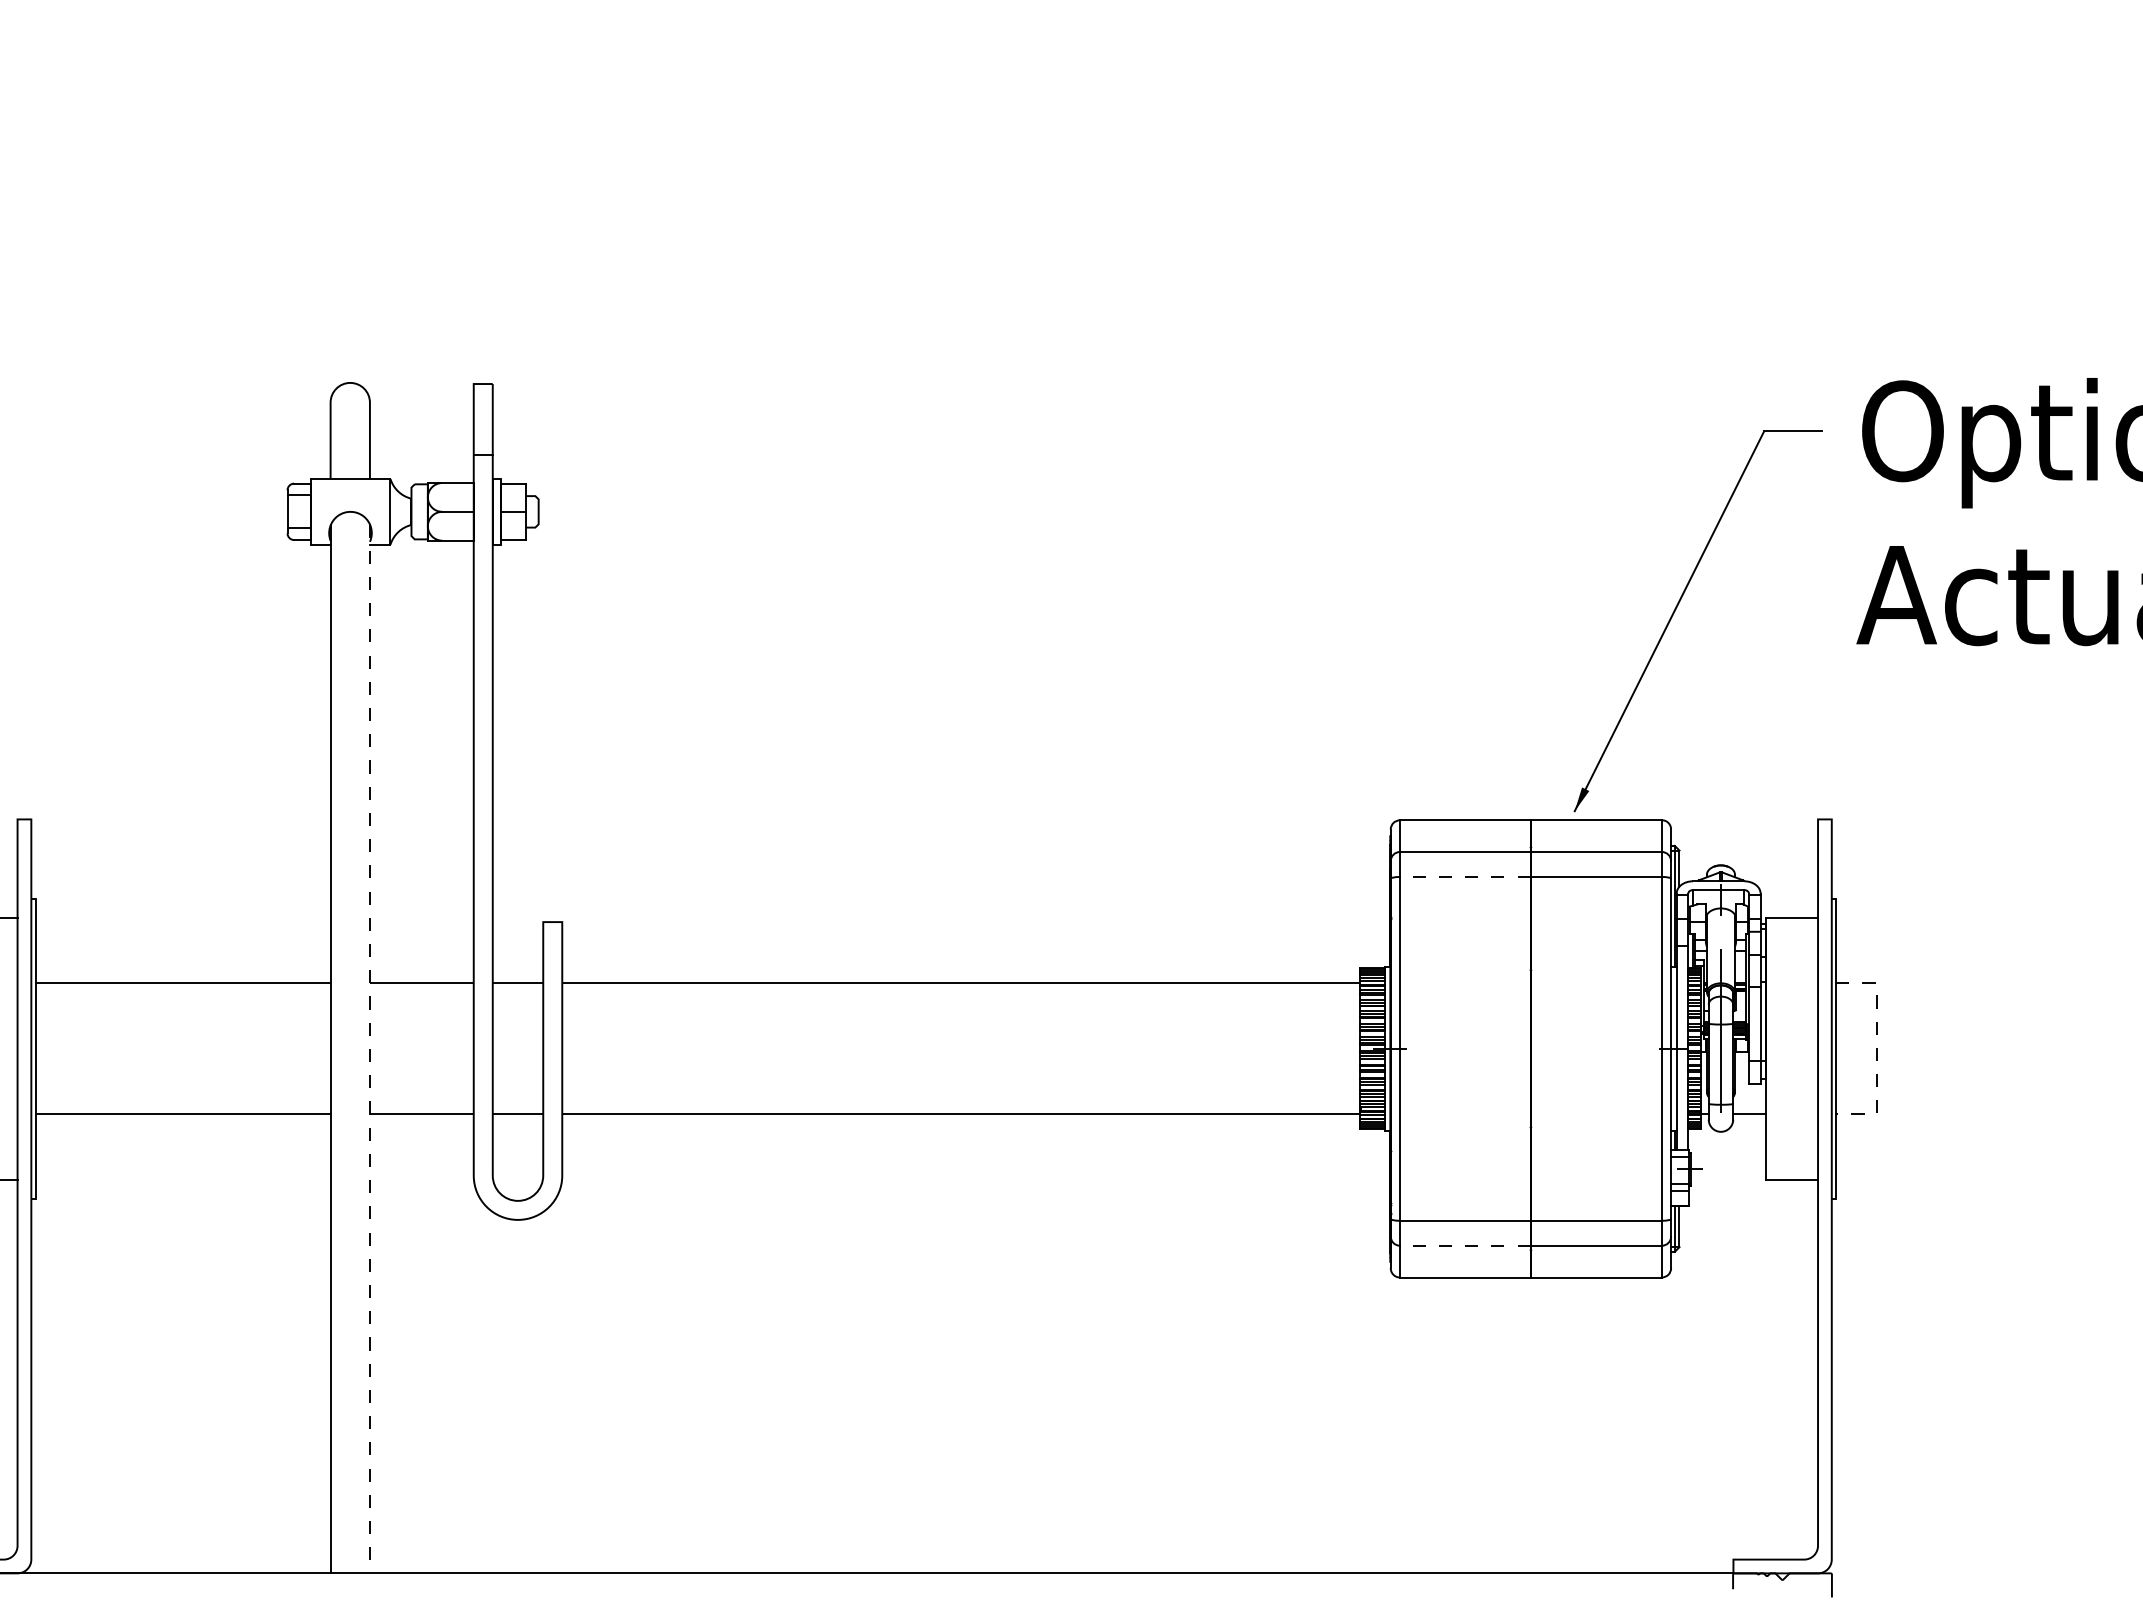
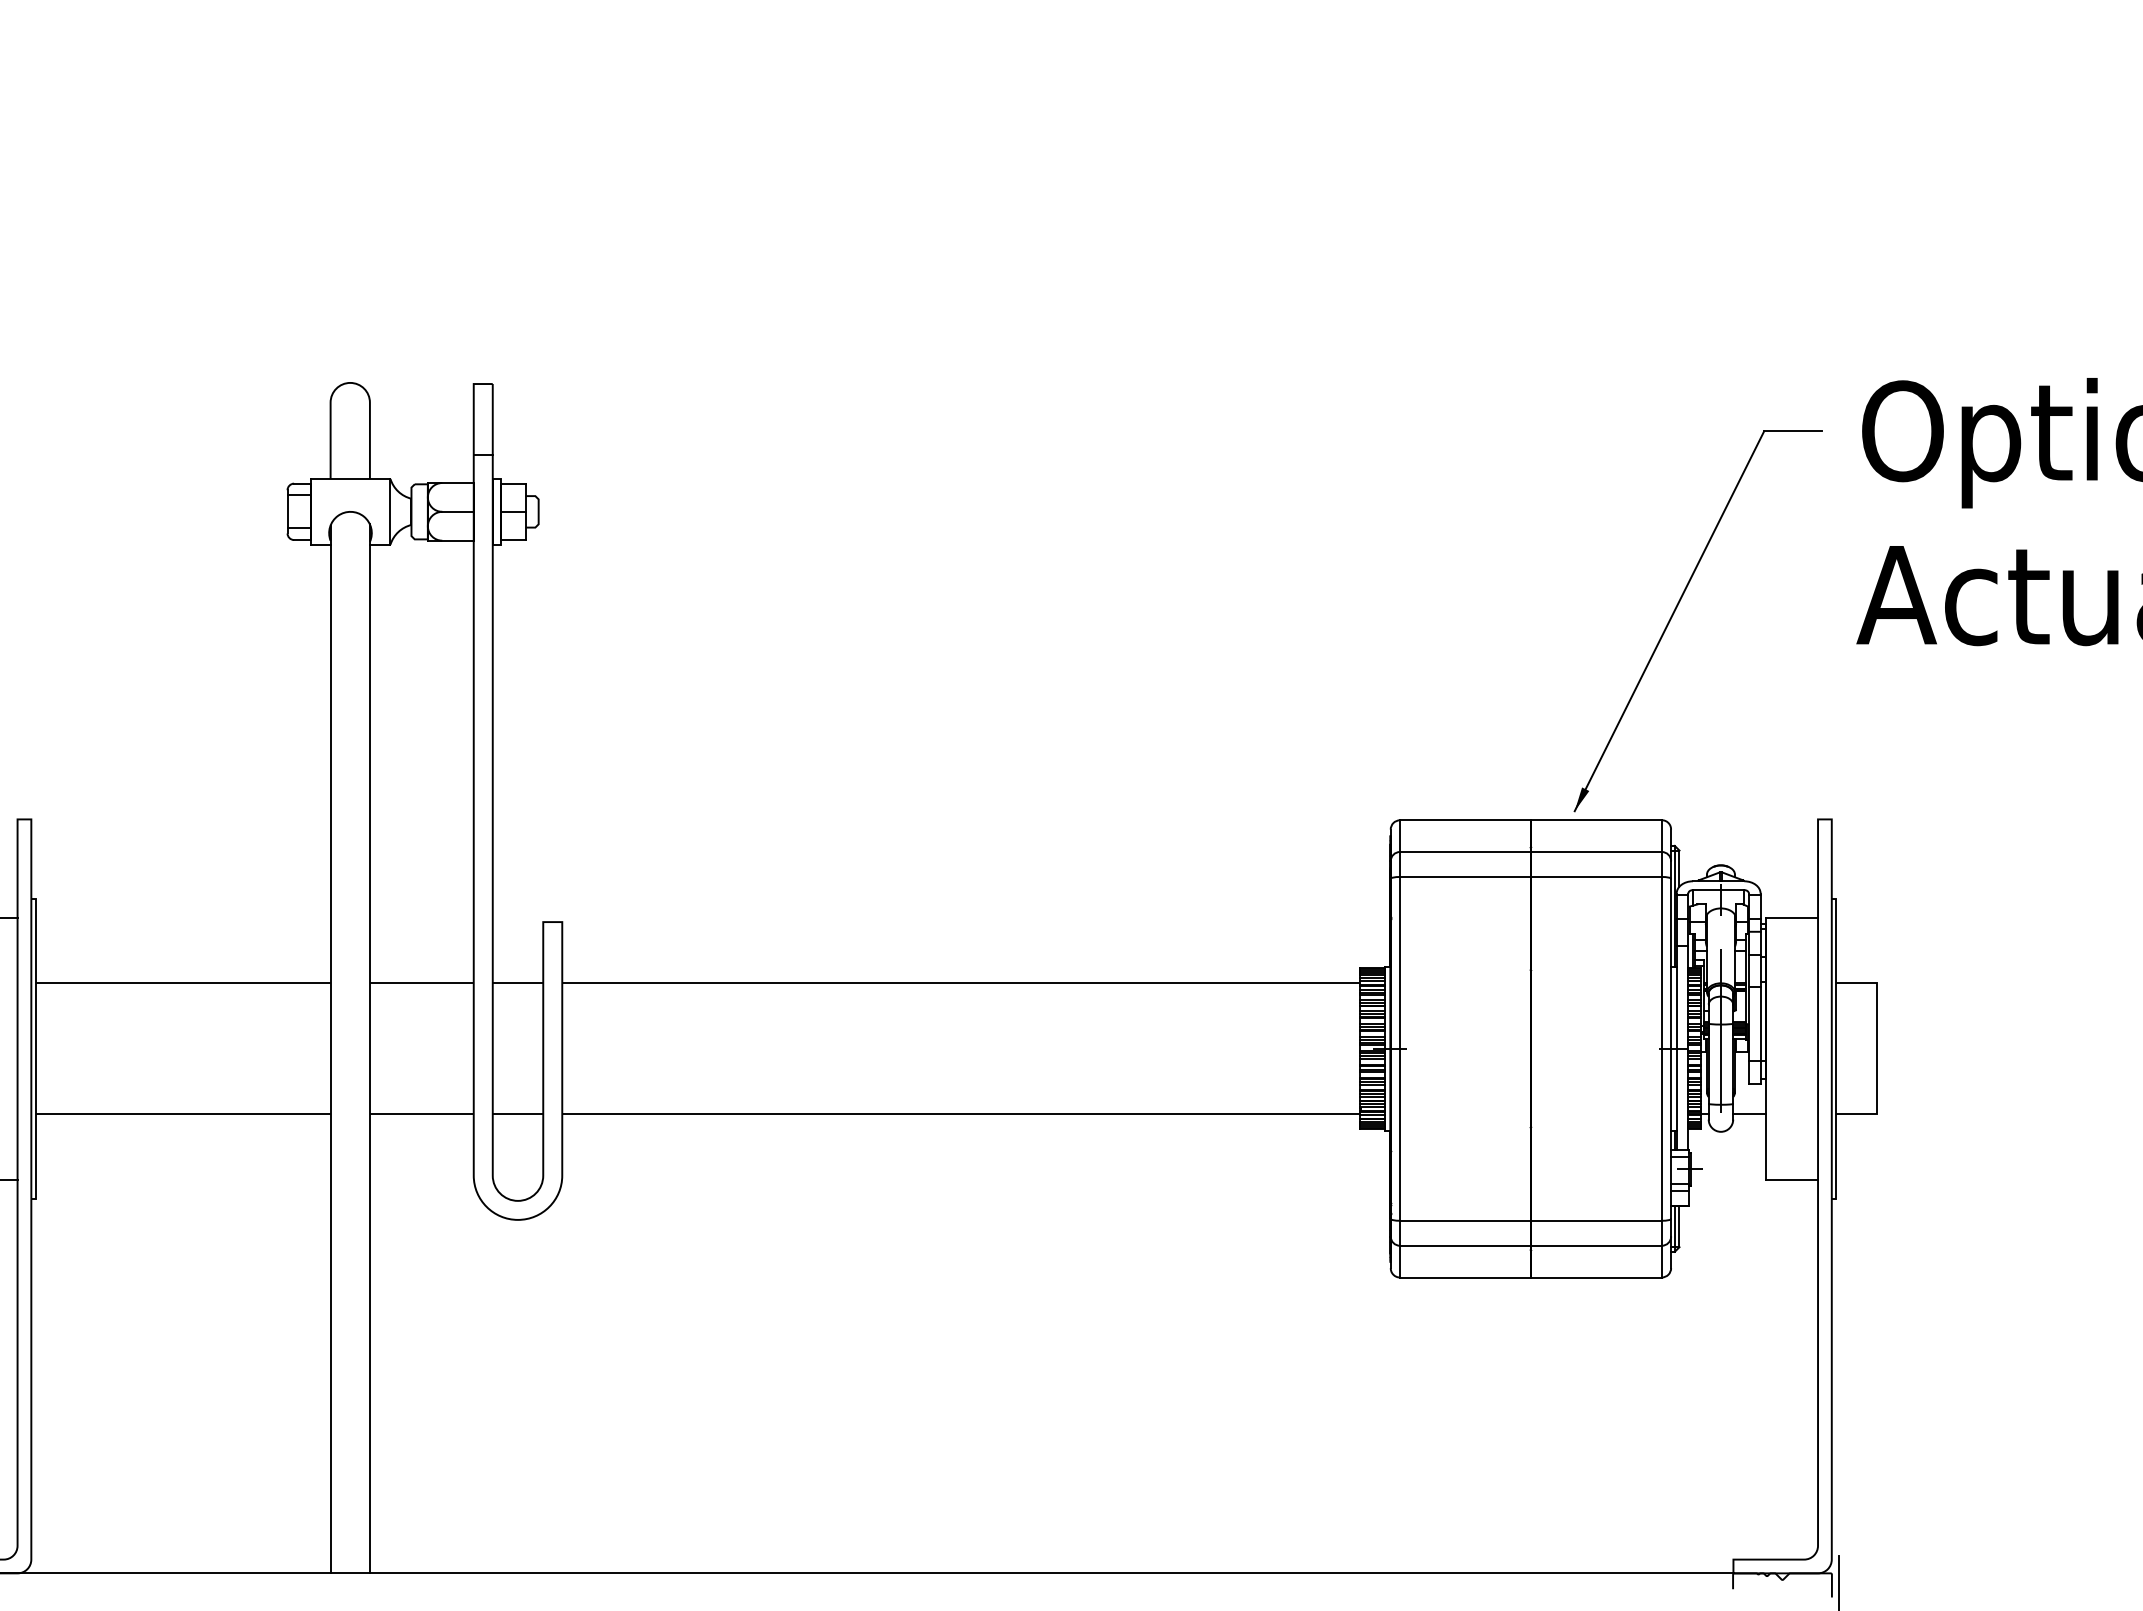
line: dashed -> solid (1464, 876)
line: dashed -> solid (1876, 1048)
line: dashed -> solid (369, 1049)
line: dashed -> solid (1464, 1245)
line: none -> present (1839, 1581)
